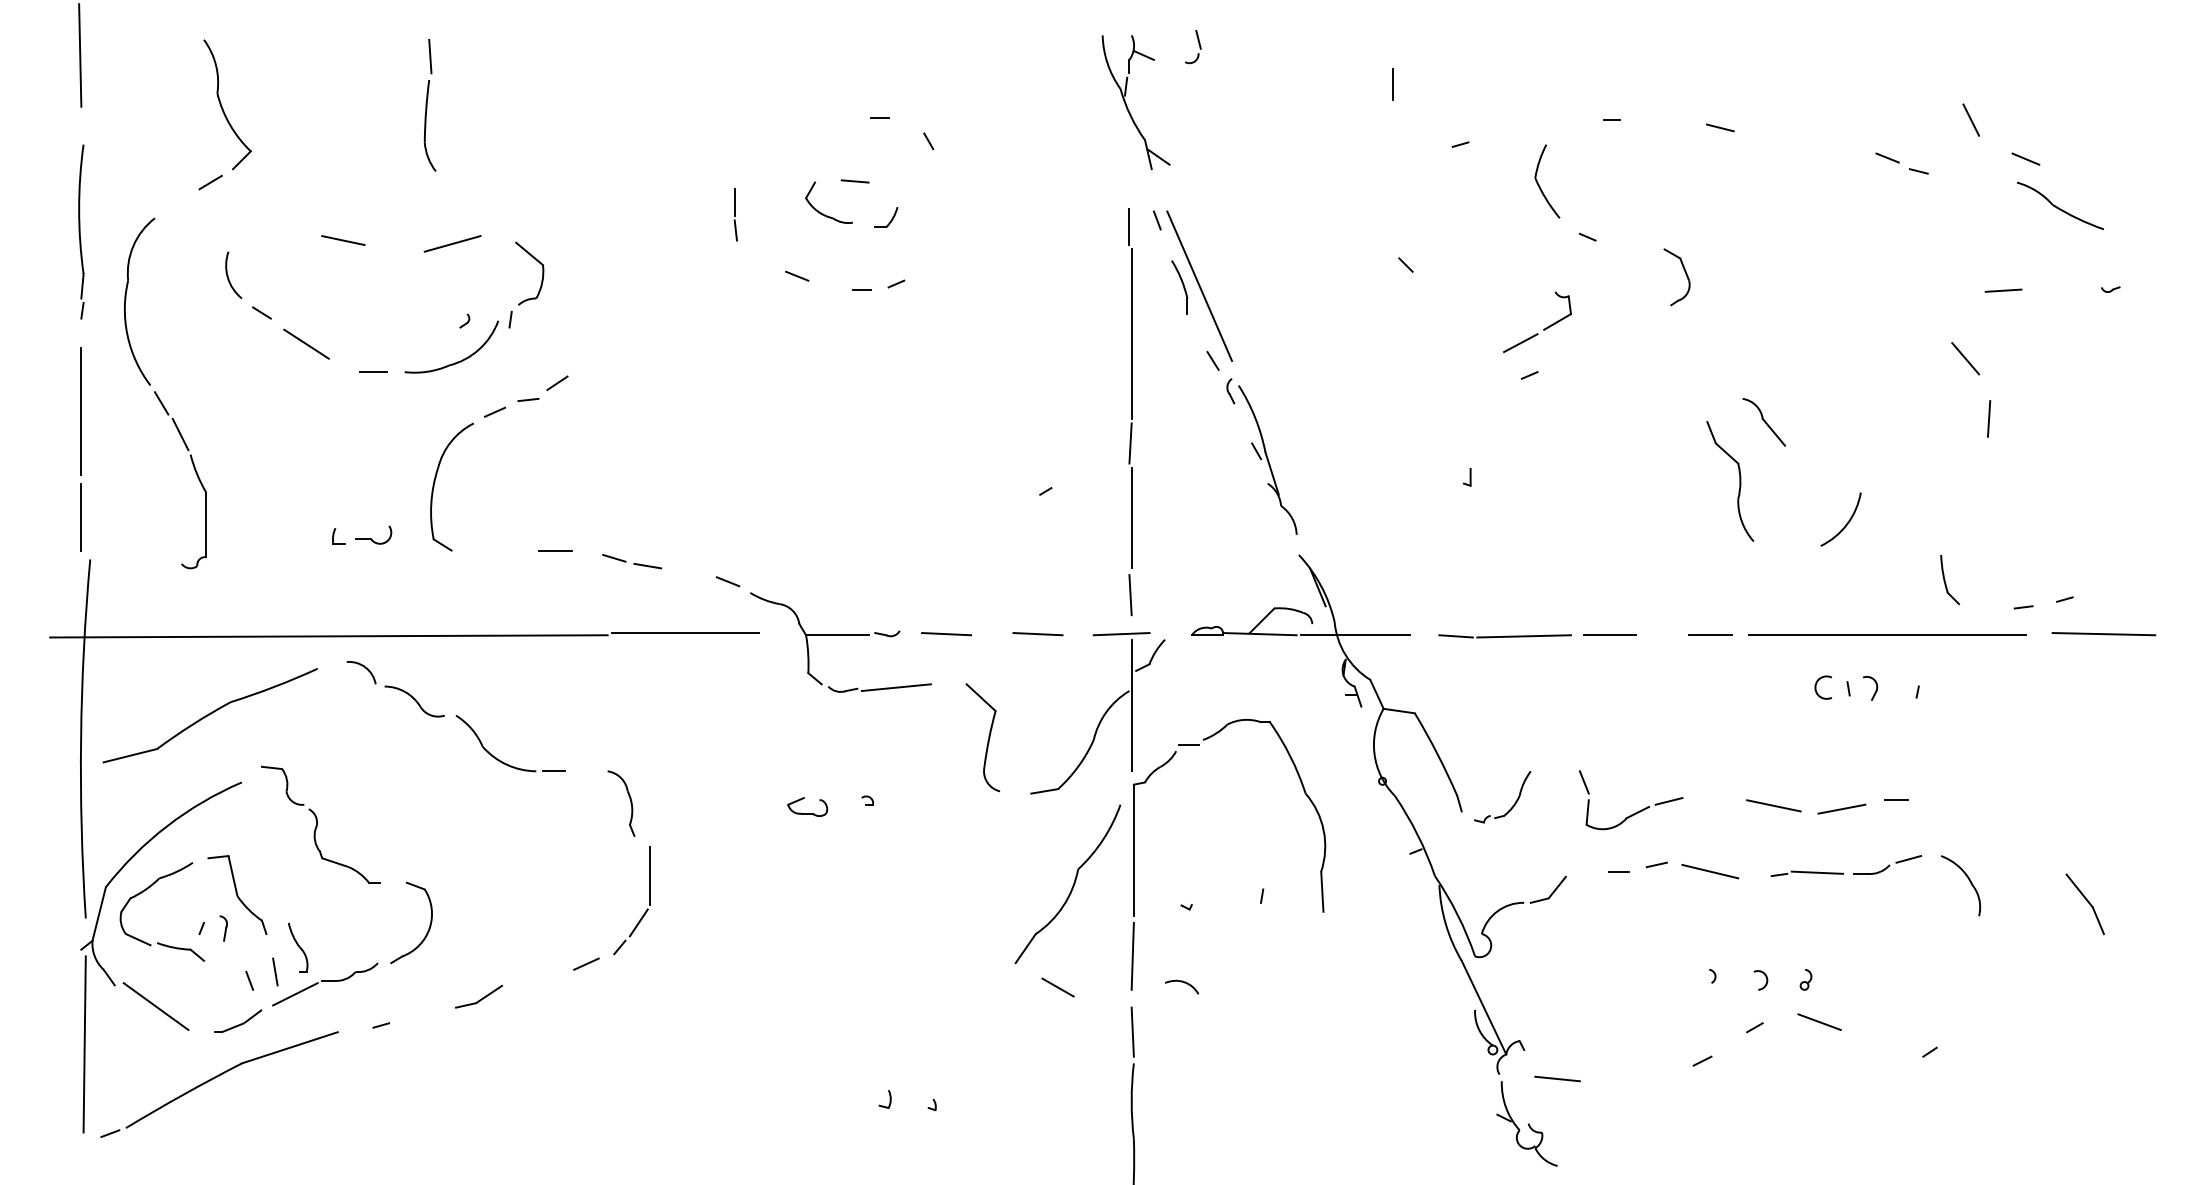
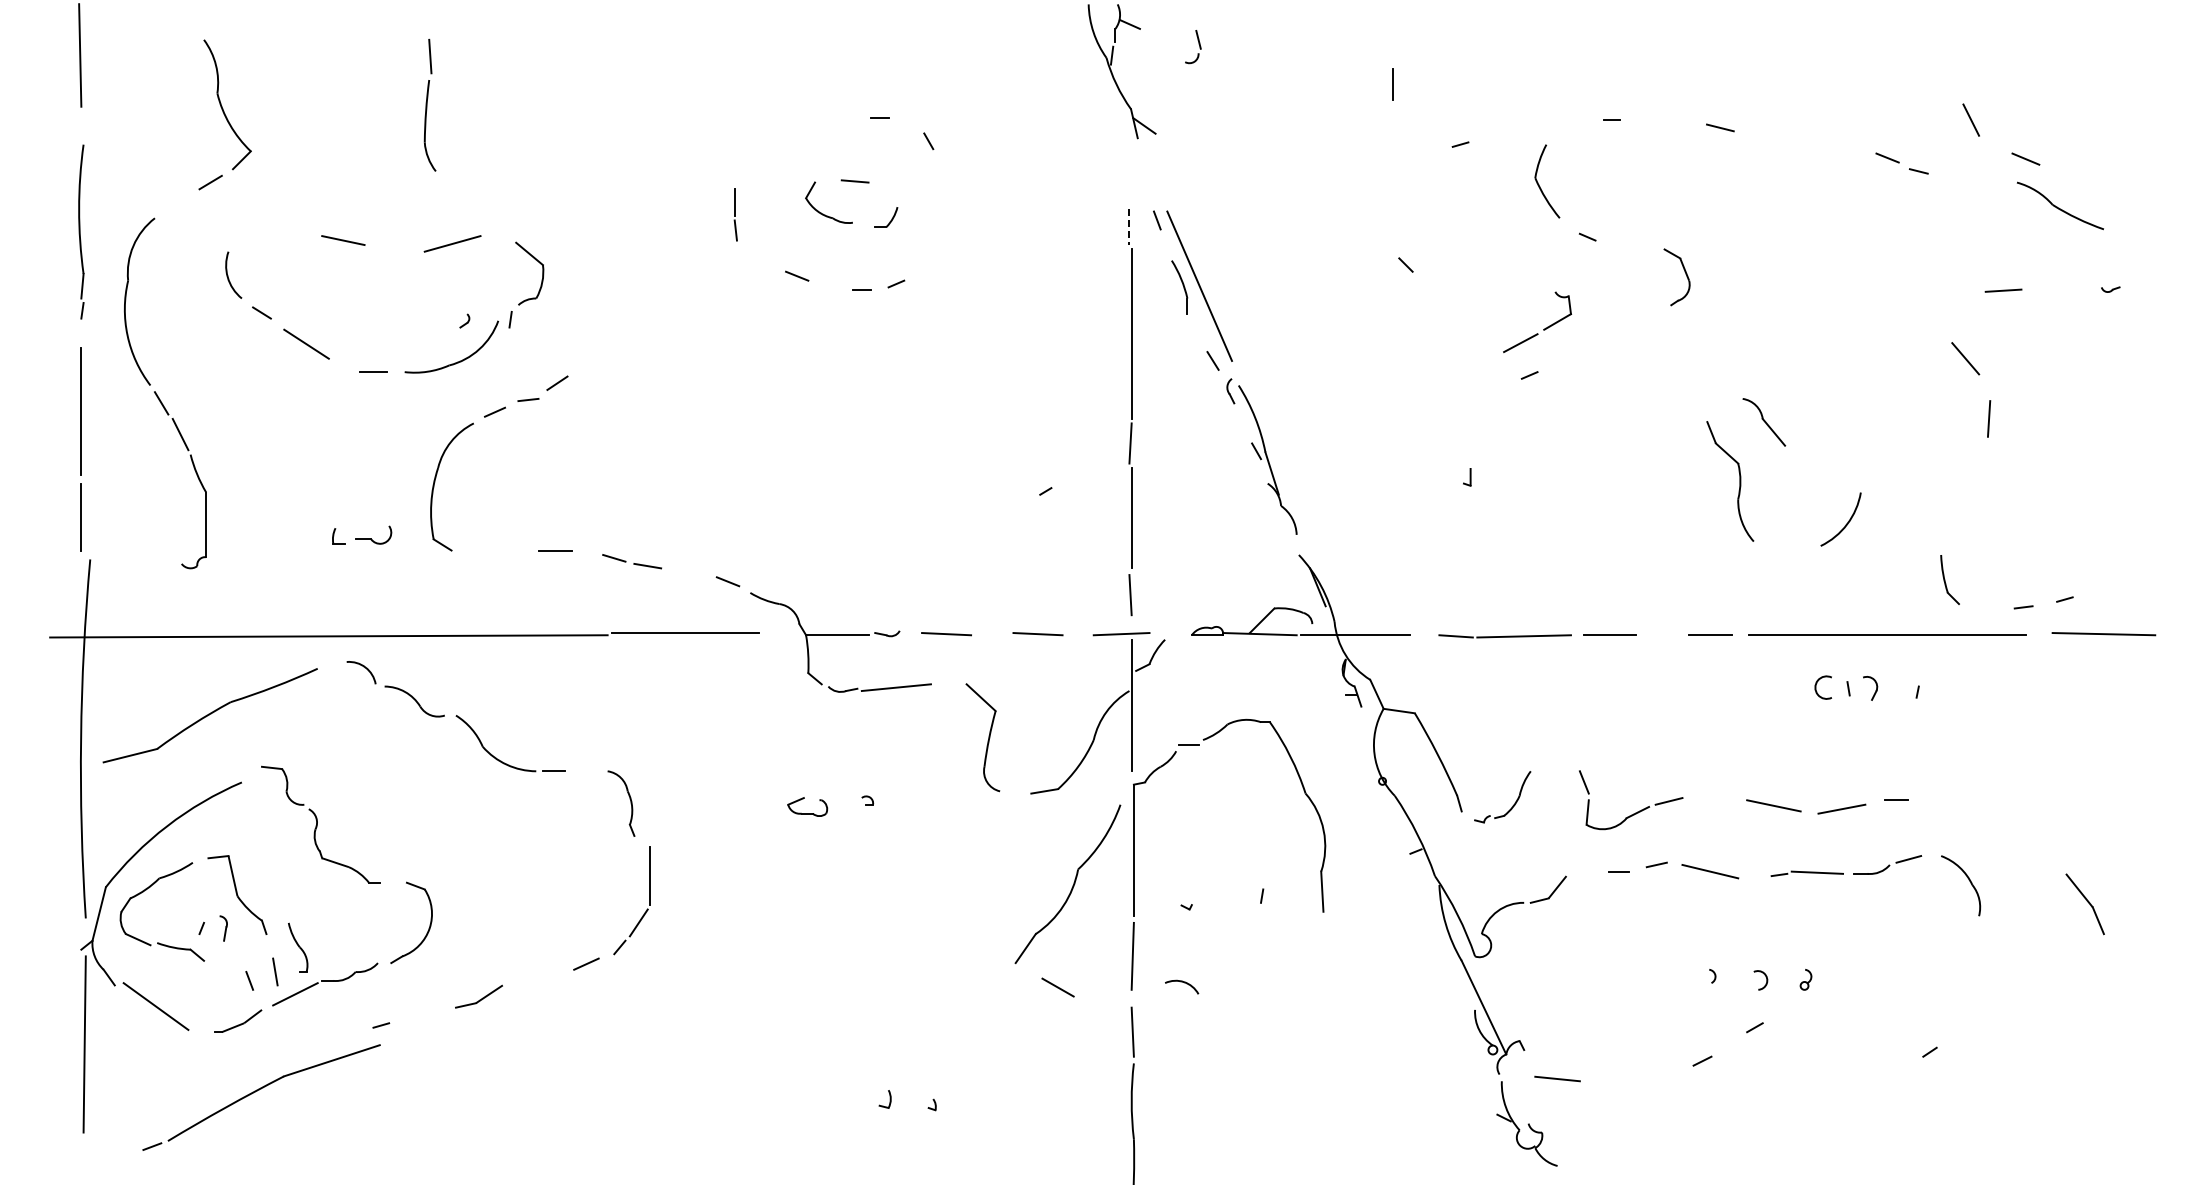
part position: (1127, 105) -> (1113, 74) (1113, 74)
line: solid -> dashed (1129, 227)
line: present -> none (1819, 1021)
part position: (215, 1078) -> (257, 1091) (257, 1091)
